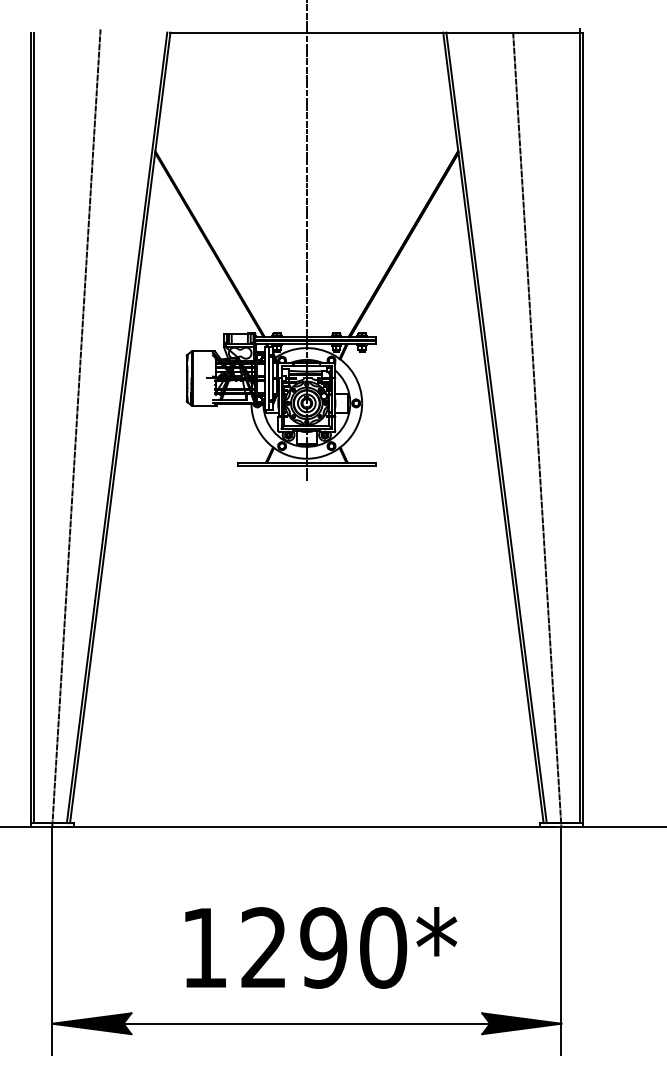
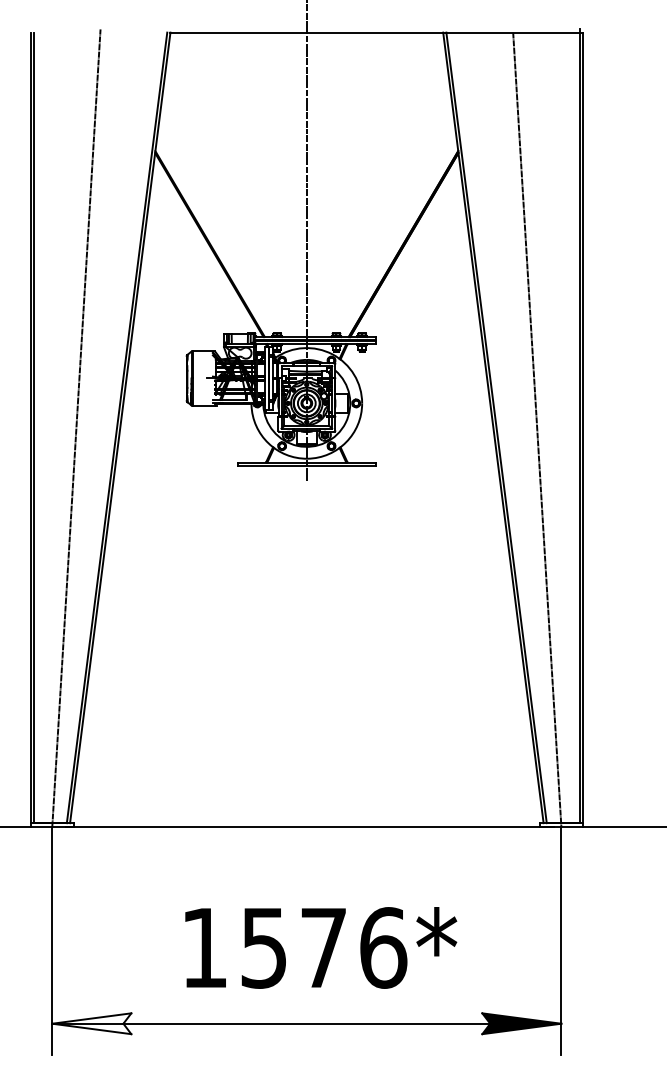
text: 1290* -> 1576* (324, 947)
fill: present -> none (91, 1023)
